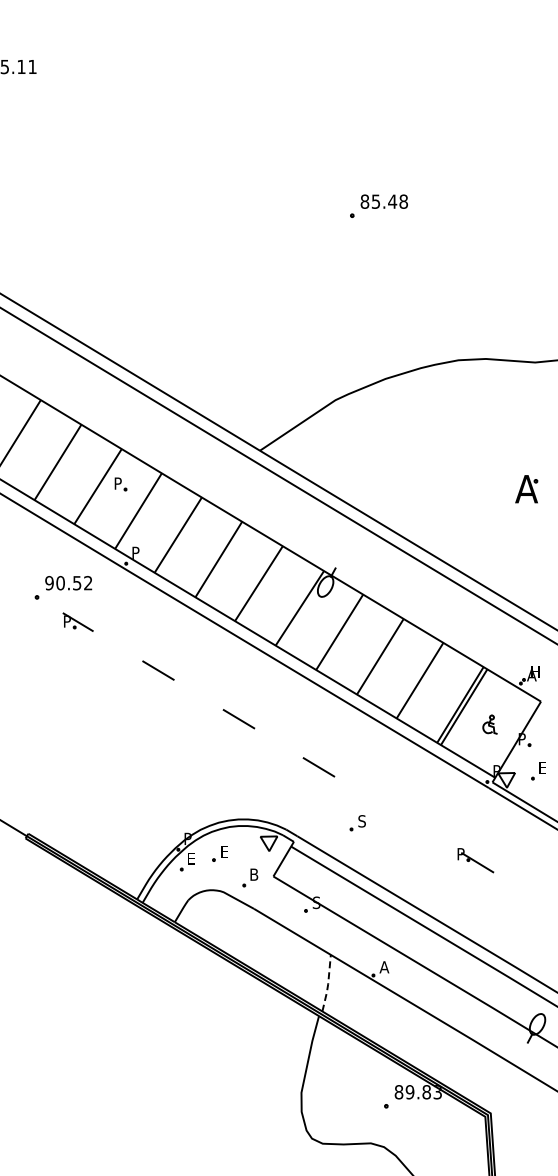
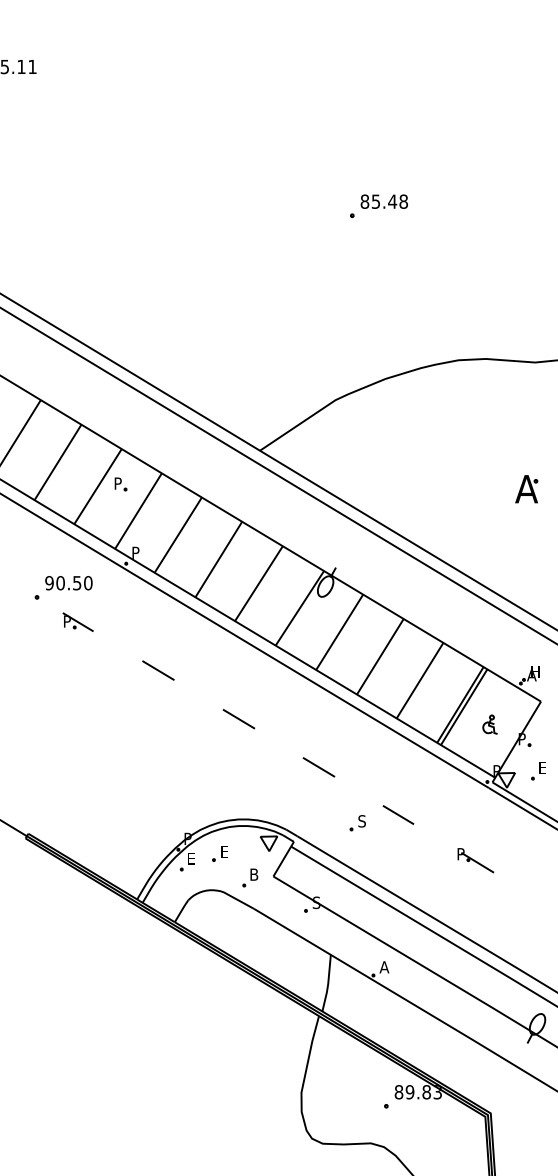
text: 90.52 -> 90.50 (88, 583)
line: none -> present (398, 814)
line: dashed -> solid (328, 984)
